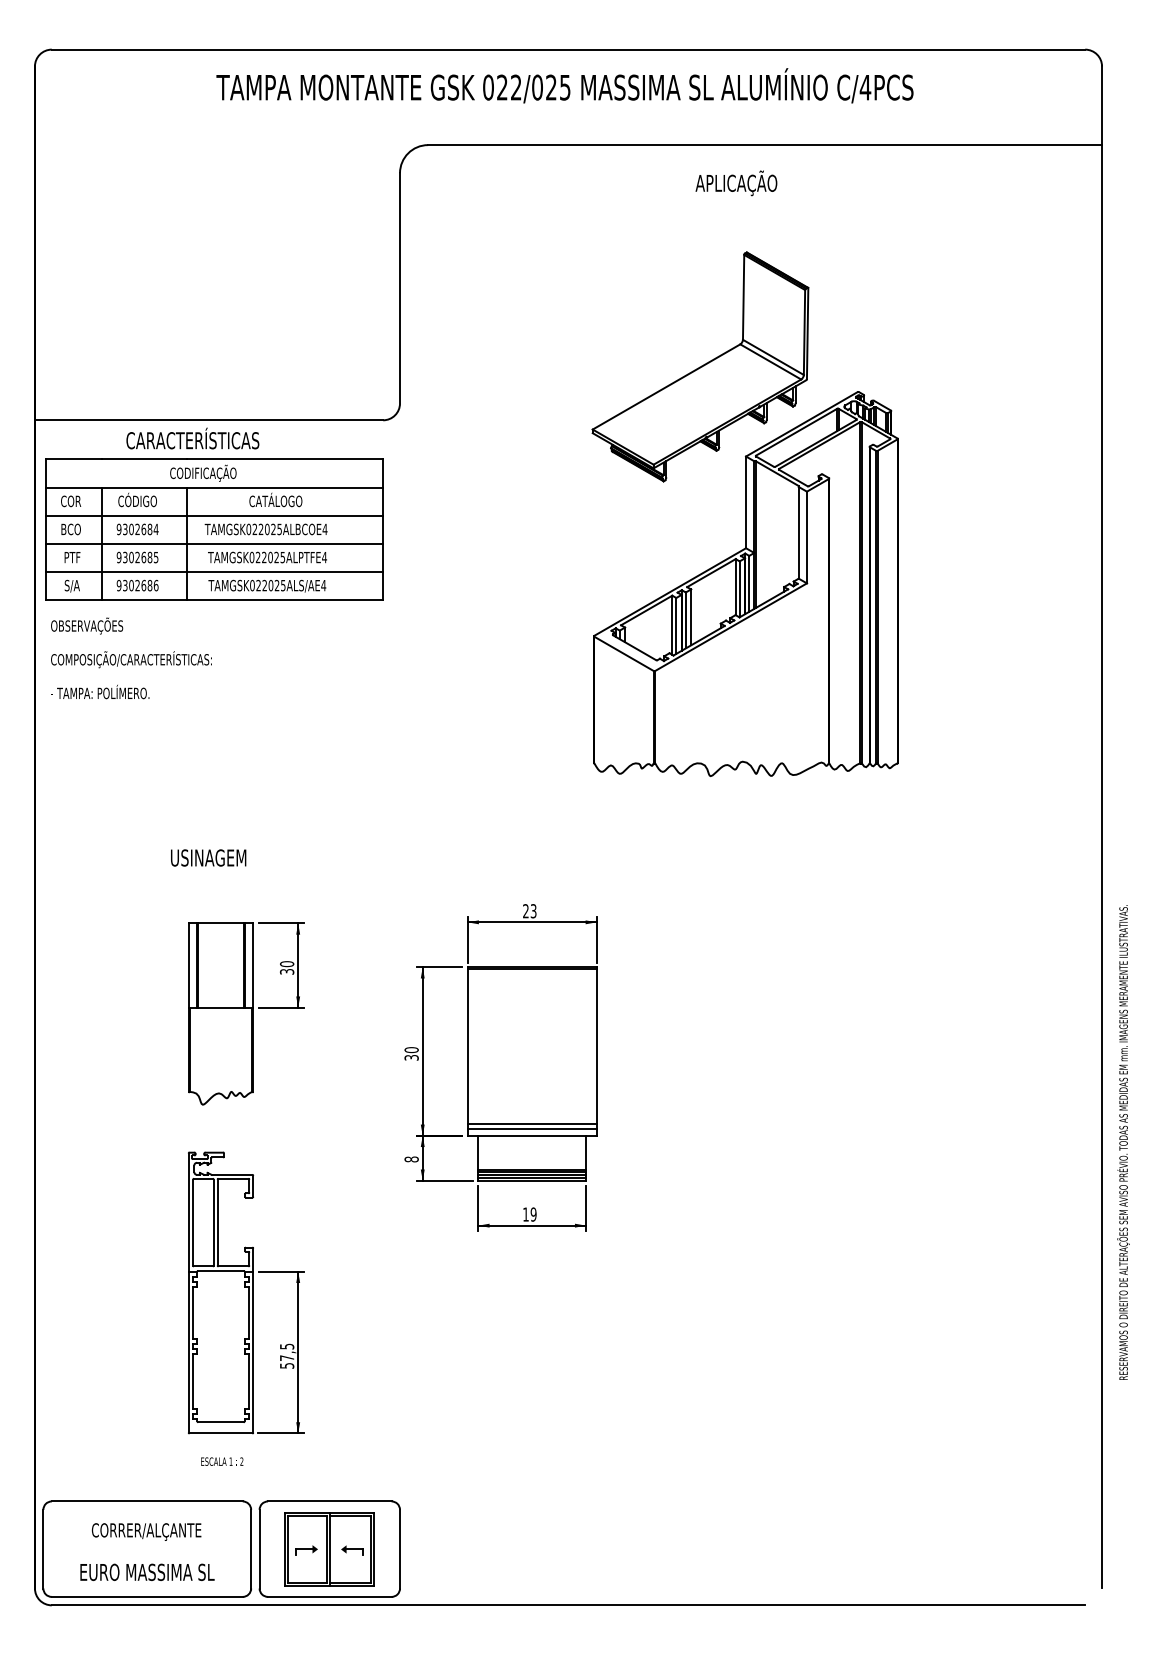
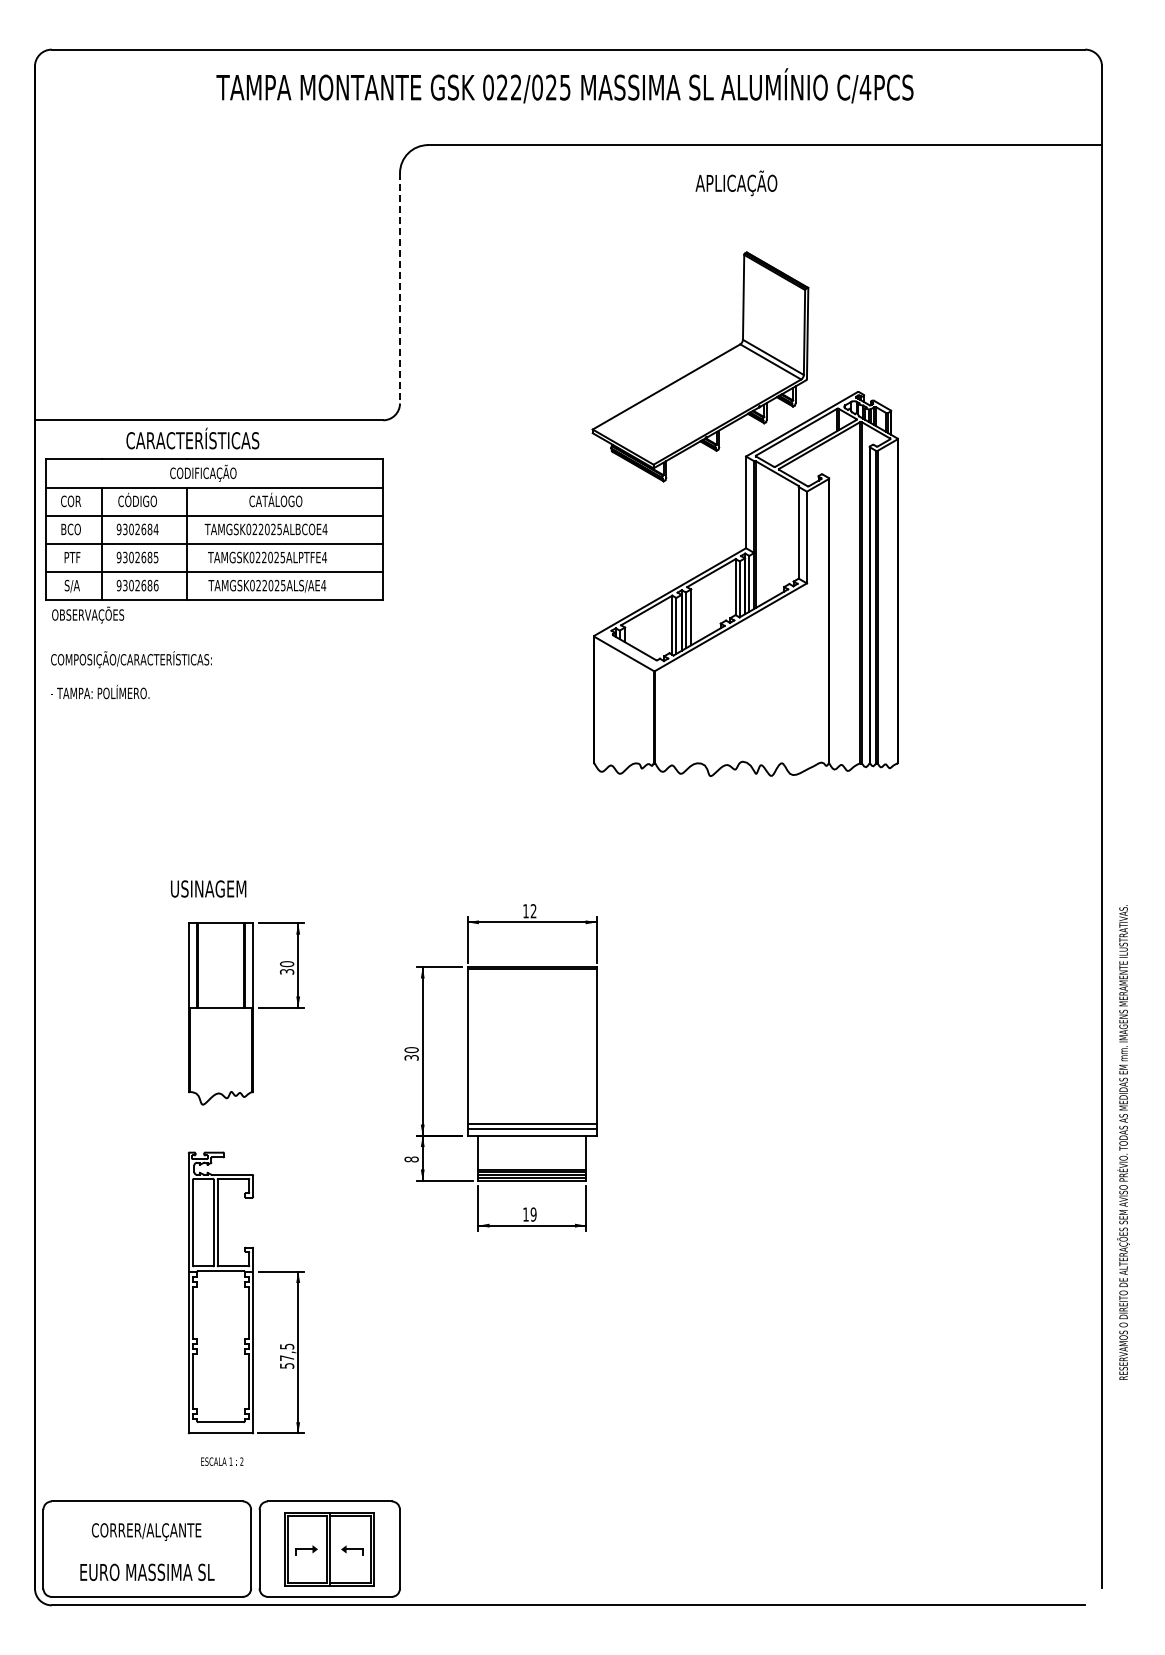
line: solid -> dashed (400, 288)
text position: (87, 625) -> (88, 614) (88, 614)
text position: (208, 857) -> (208, 888) (208, 888)
text: 23 -> 12 (529, 911)
